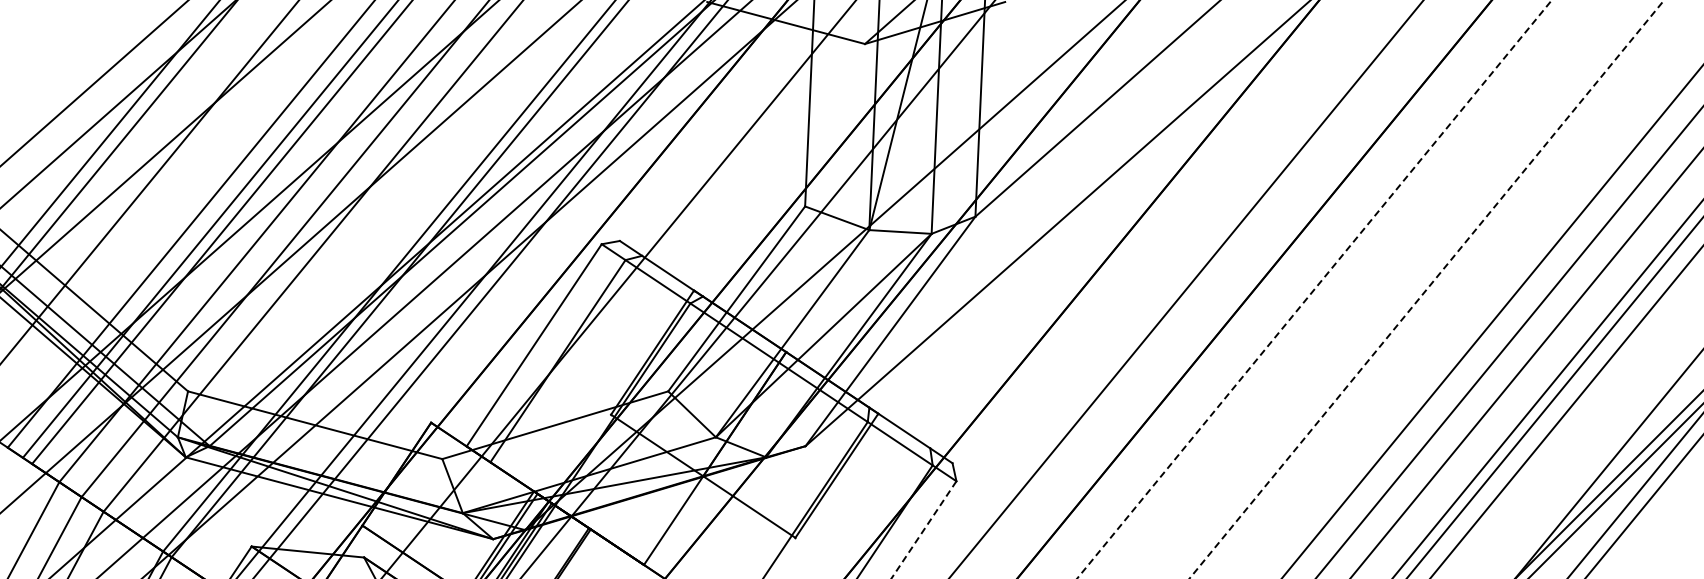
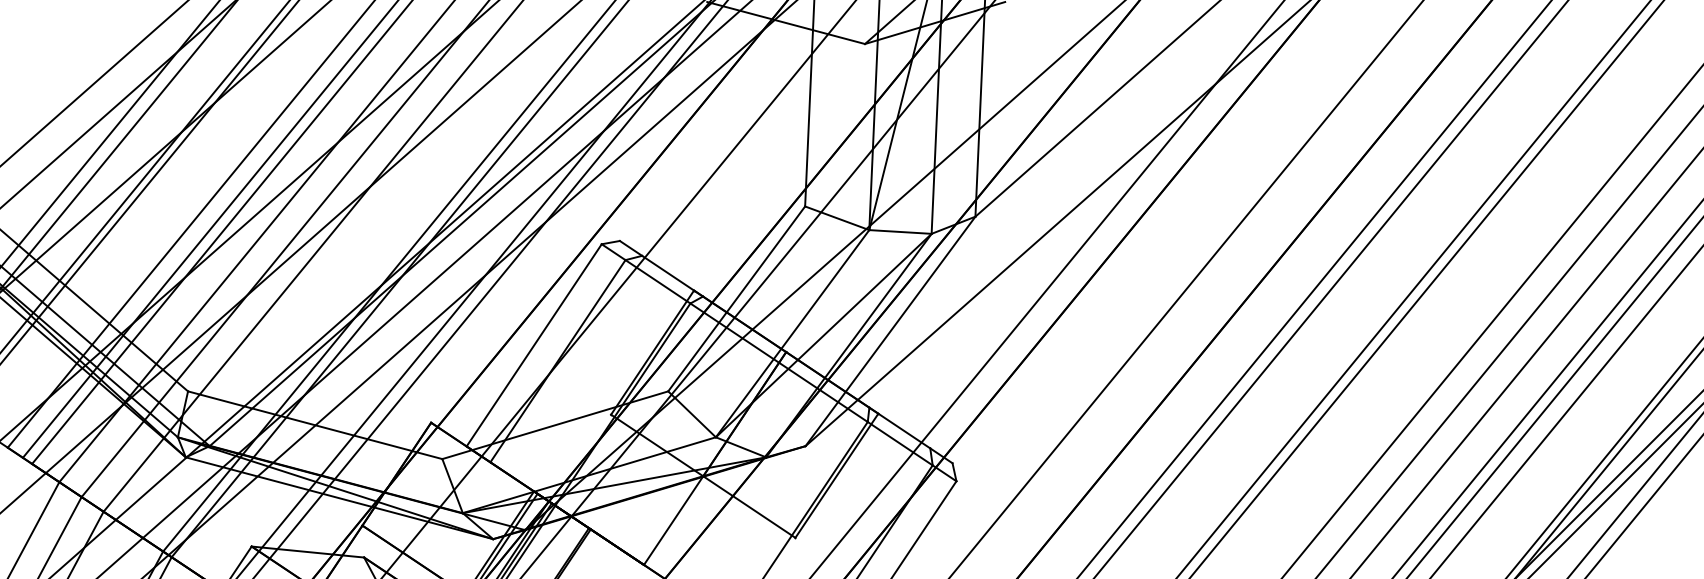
line: none -> present (145, 176)
line: none -> present (1047, 288)
line: none -> present (1331, 288)
line: none -> present (1413, 288)
line: dashed -> solid (1314, 289)
line: dashed -> solid (1426, 289)
line: none -> present (1604, 458)
line: dashed -> solid (923, 530)
